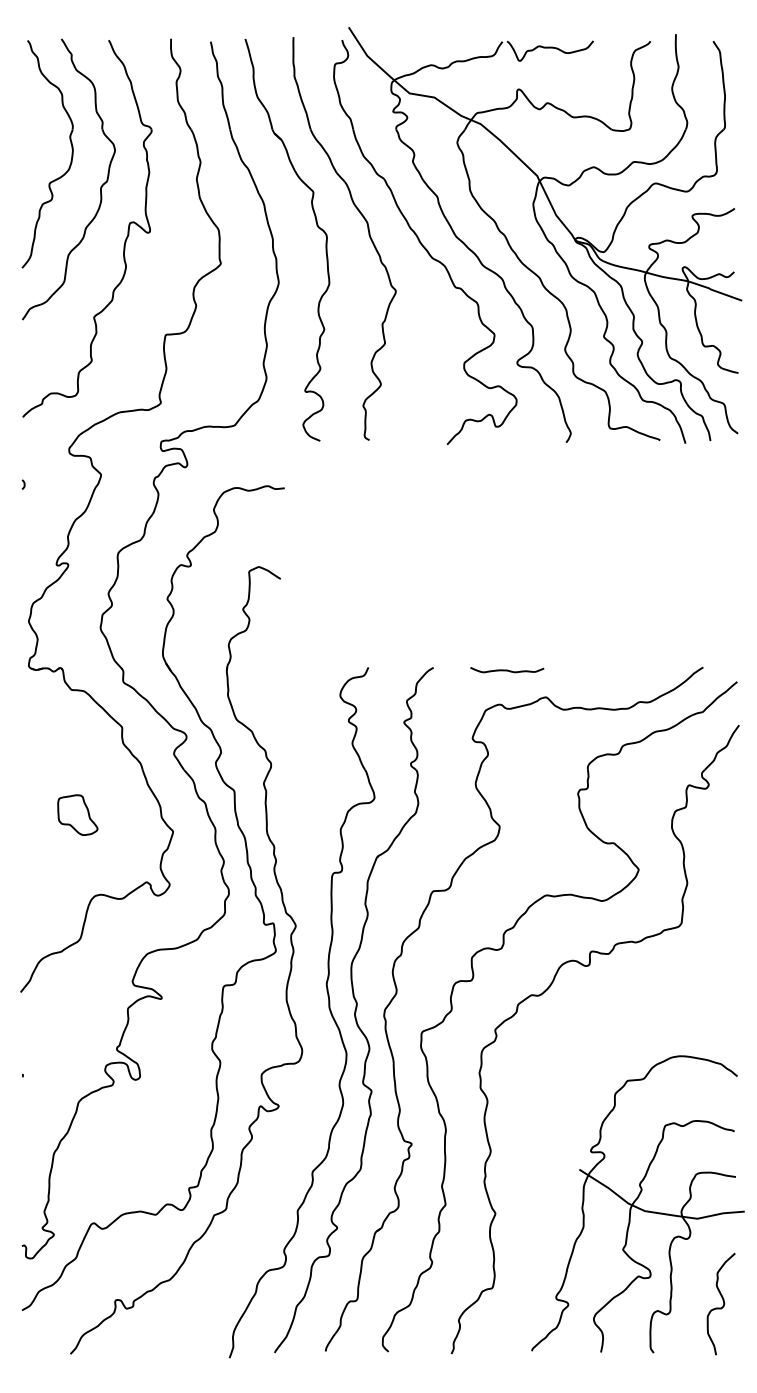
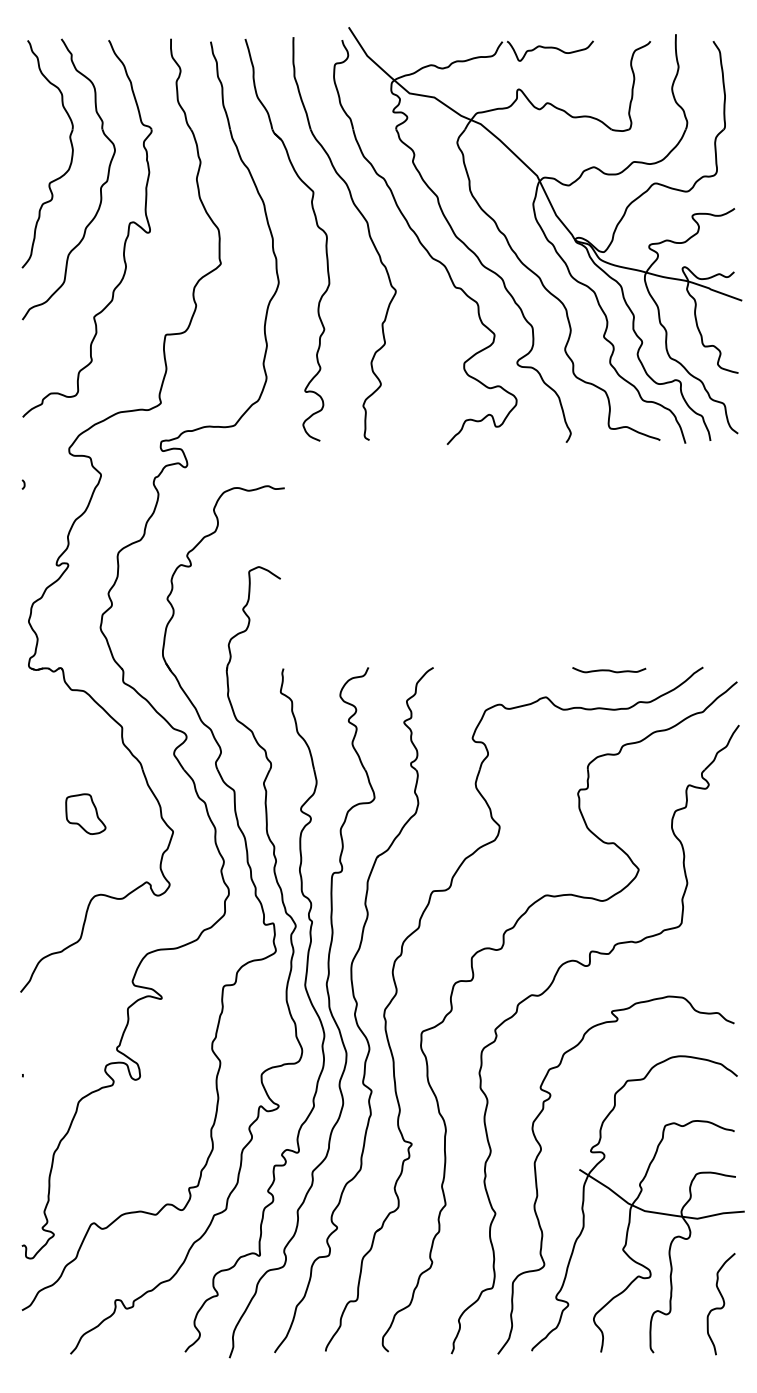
curve position: (507, 670) -> (609, 670) (609, 670)
part position: (77, 814) -> (85, 813) (85, 813)
part: none -> present (305, 991)
curve: none -> present (541, 1151)
